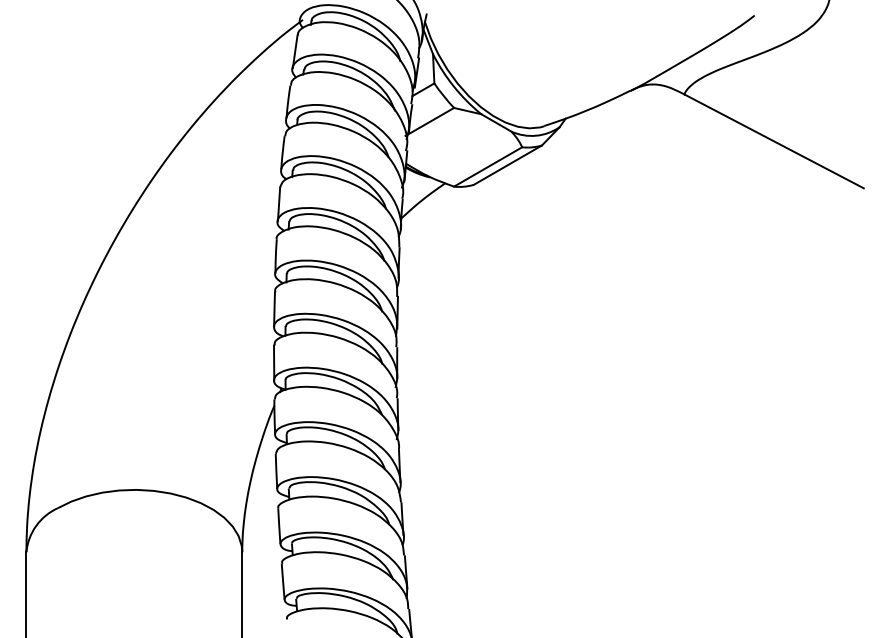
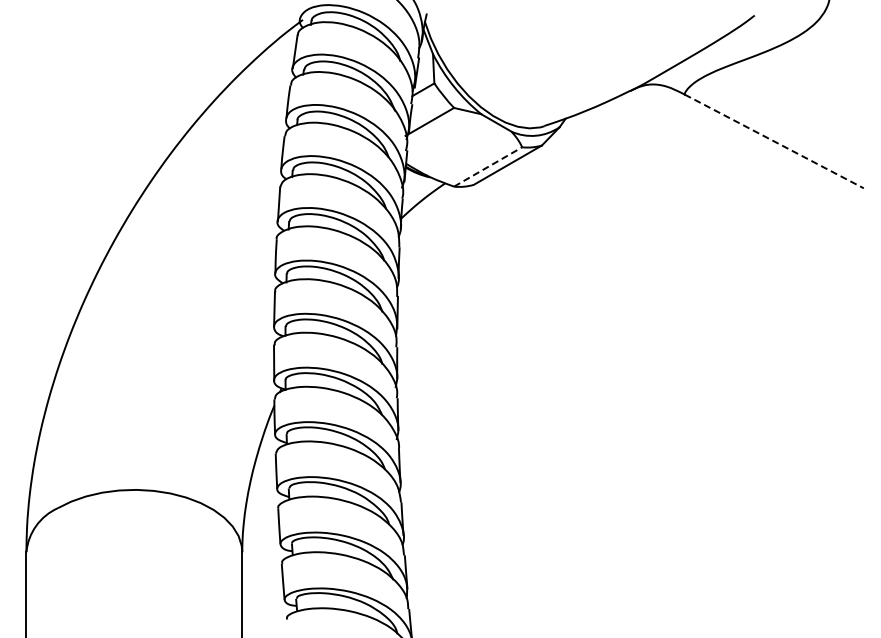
line: solid -> dashed (774, 141)
line: solid -> dashed (488, 166)
